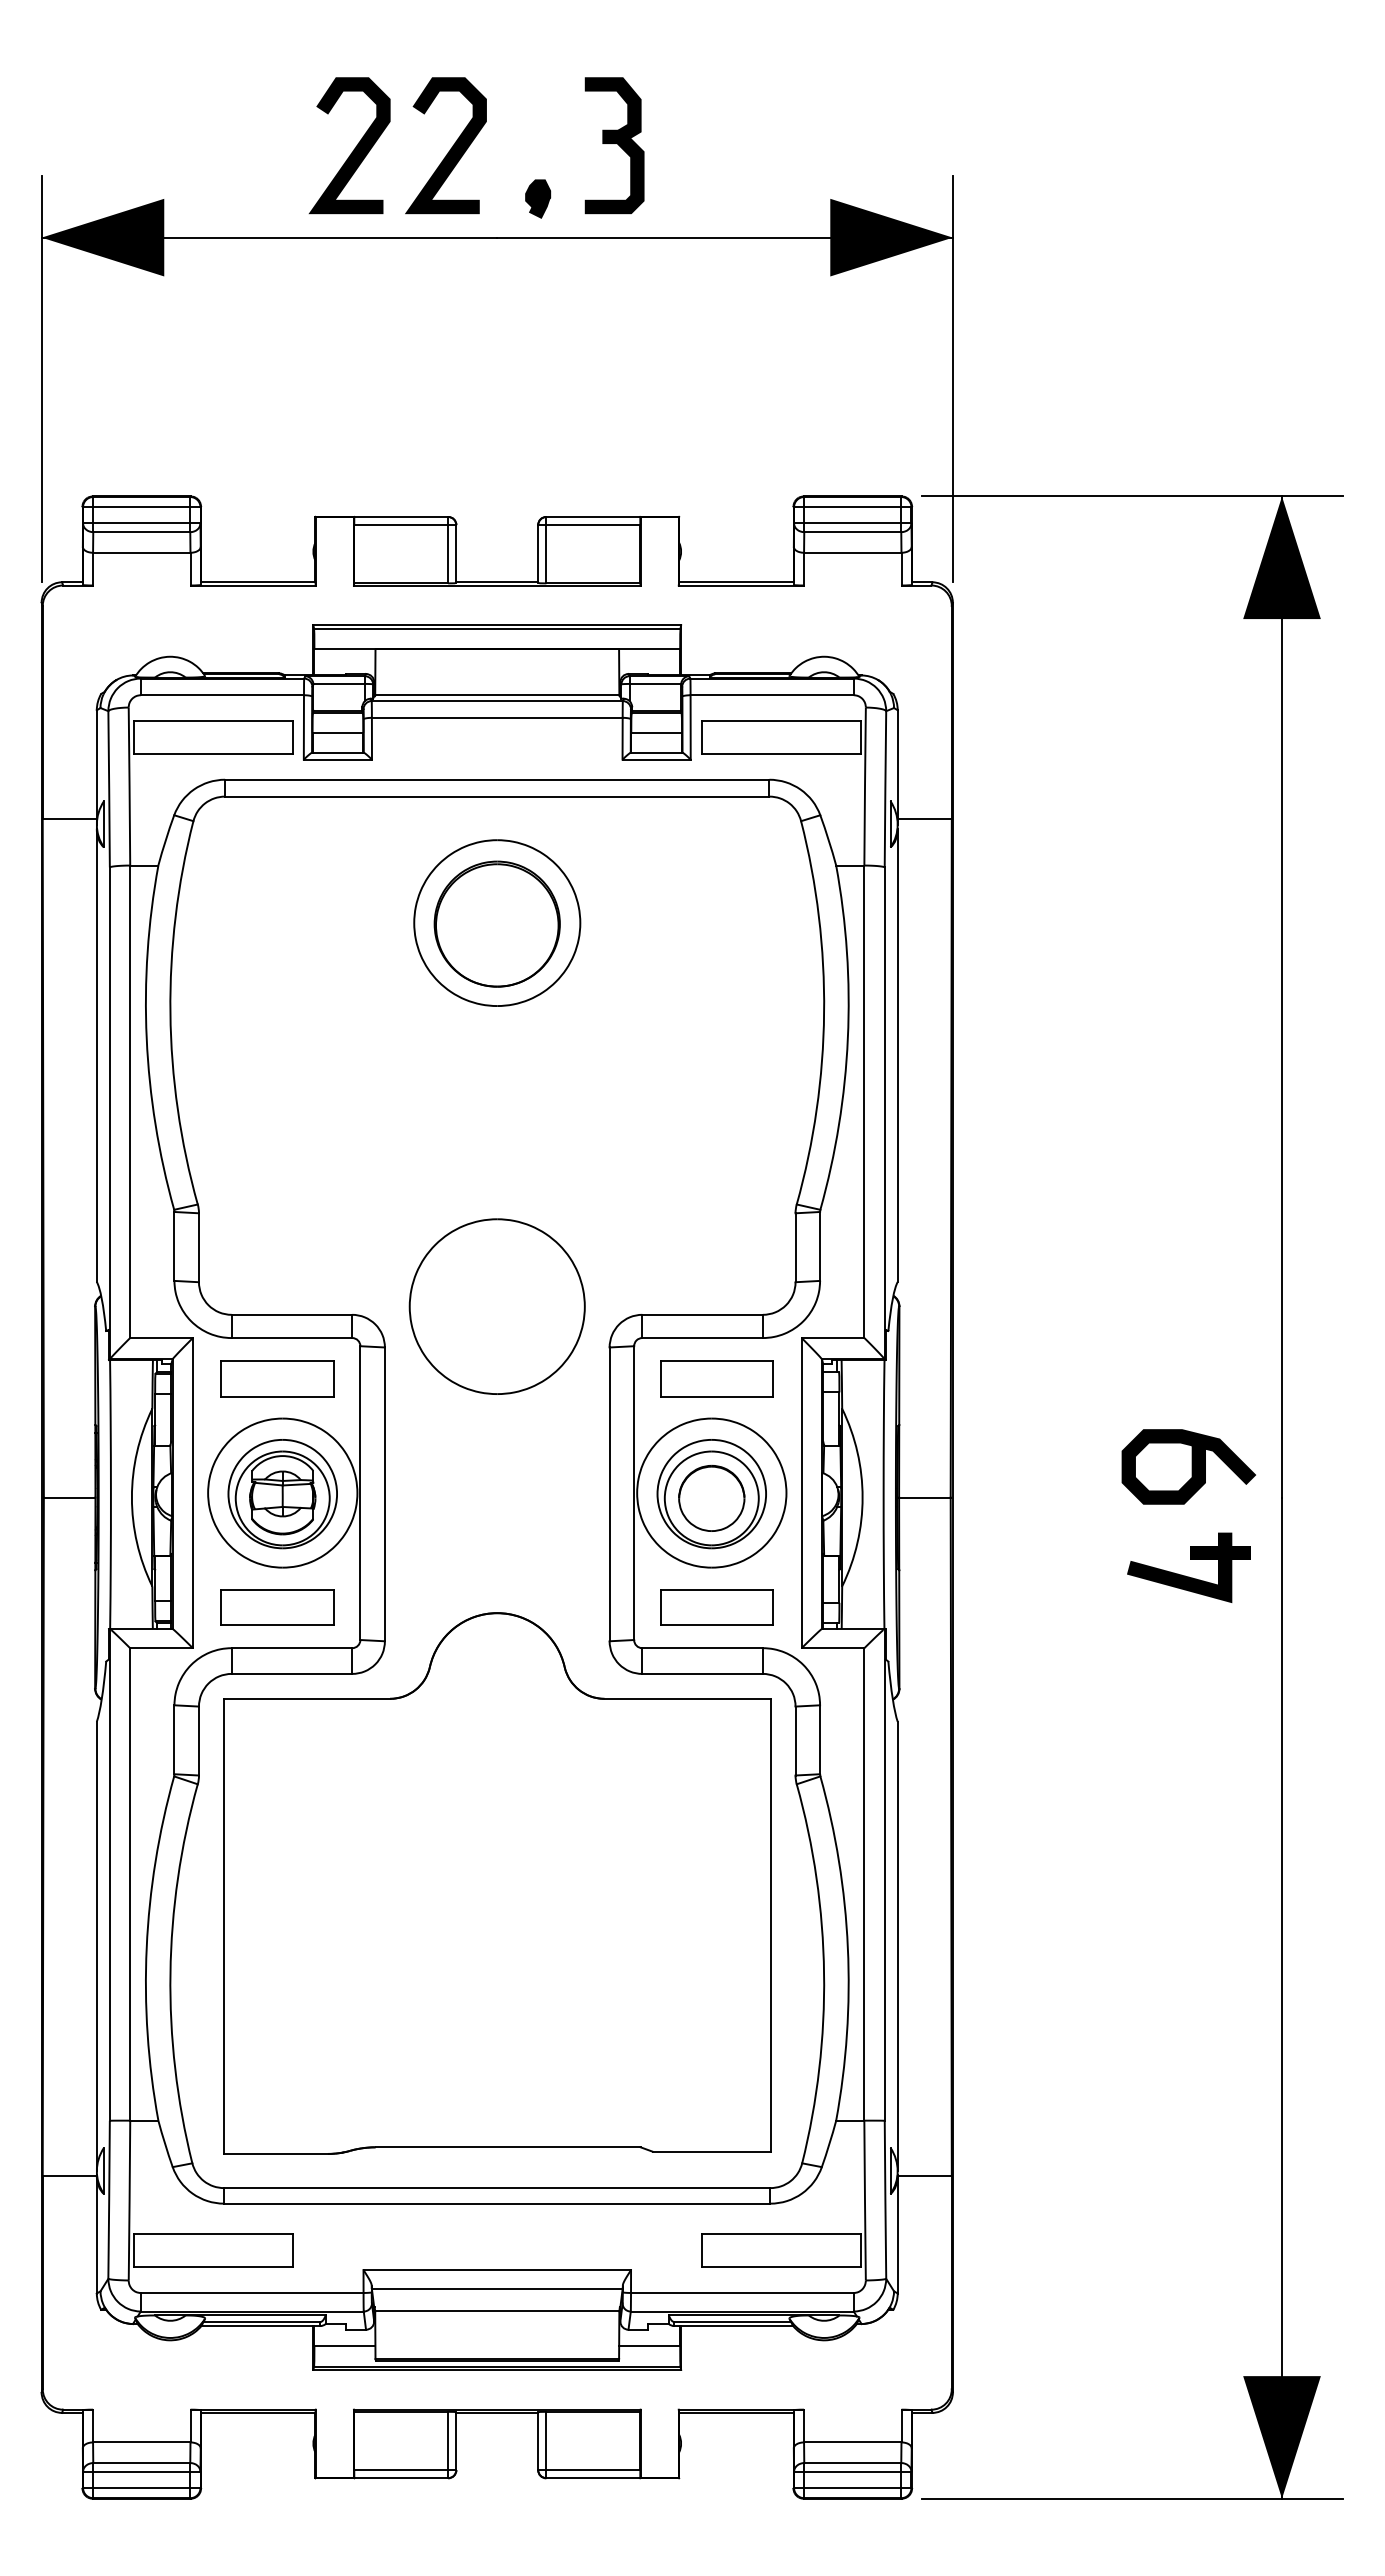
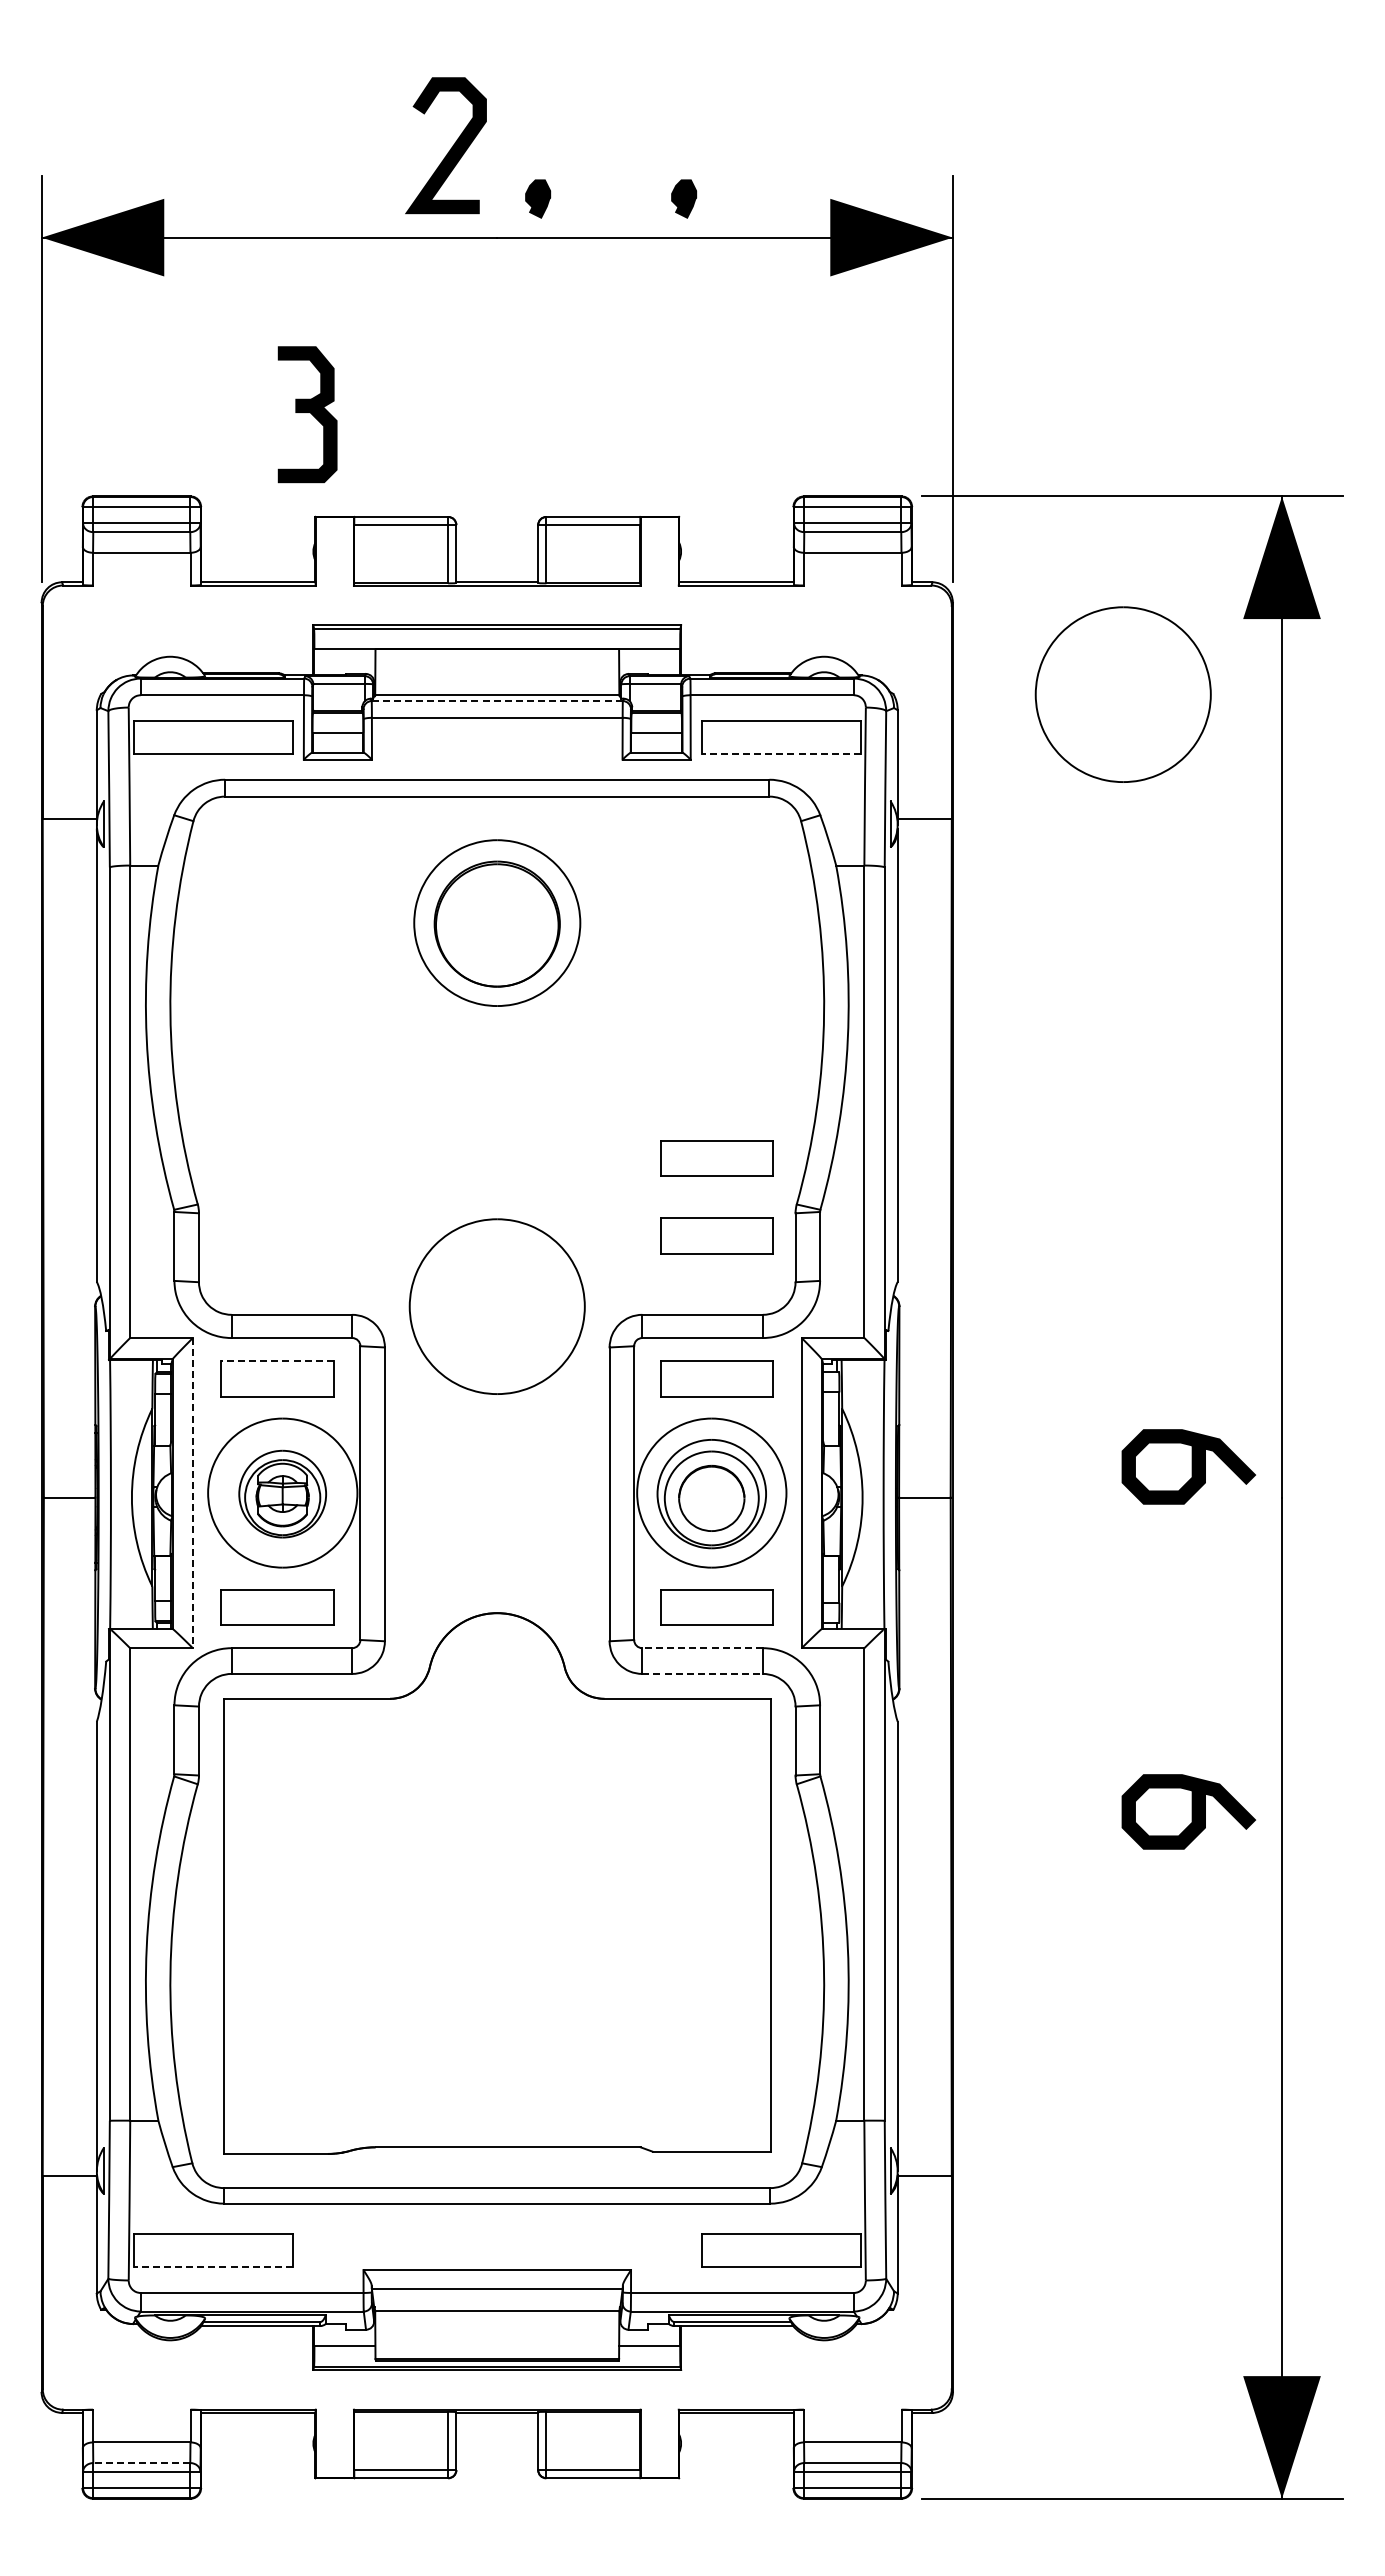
part position: (614, 145) -> (307, 414) (307, 414)
curve: present -> none (353, 149)
part: none -> present (684, 198)
part: none -> present (1122, 694)
line: solid -> dashed (497, 701)
line: solid -> dashed (781, 753)
part: none -> present (716, 1158)
part: none -> present (716, 1235)
line: solid -> dashed (277, 1361)
line: solid -> dashed (192, 1493)
part size: 111x111 px -> 89x90 px (282, 1493)
part: present -> none (1190, 1559)
line: solid -> dashed (702, 1648)
line: solid -> dashed (703, 1673)
curve: none -> present (1191, 1811)
line: solid -> dashed (213, 2266)
line: solid -> dashed (141, 2463)
